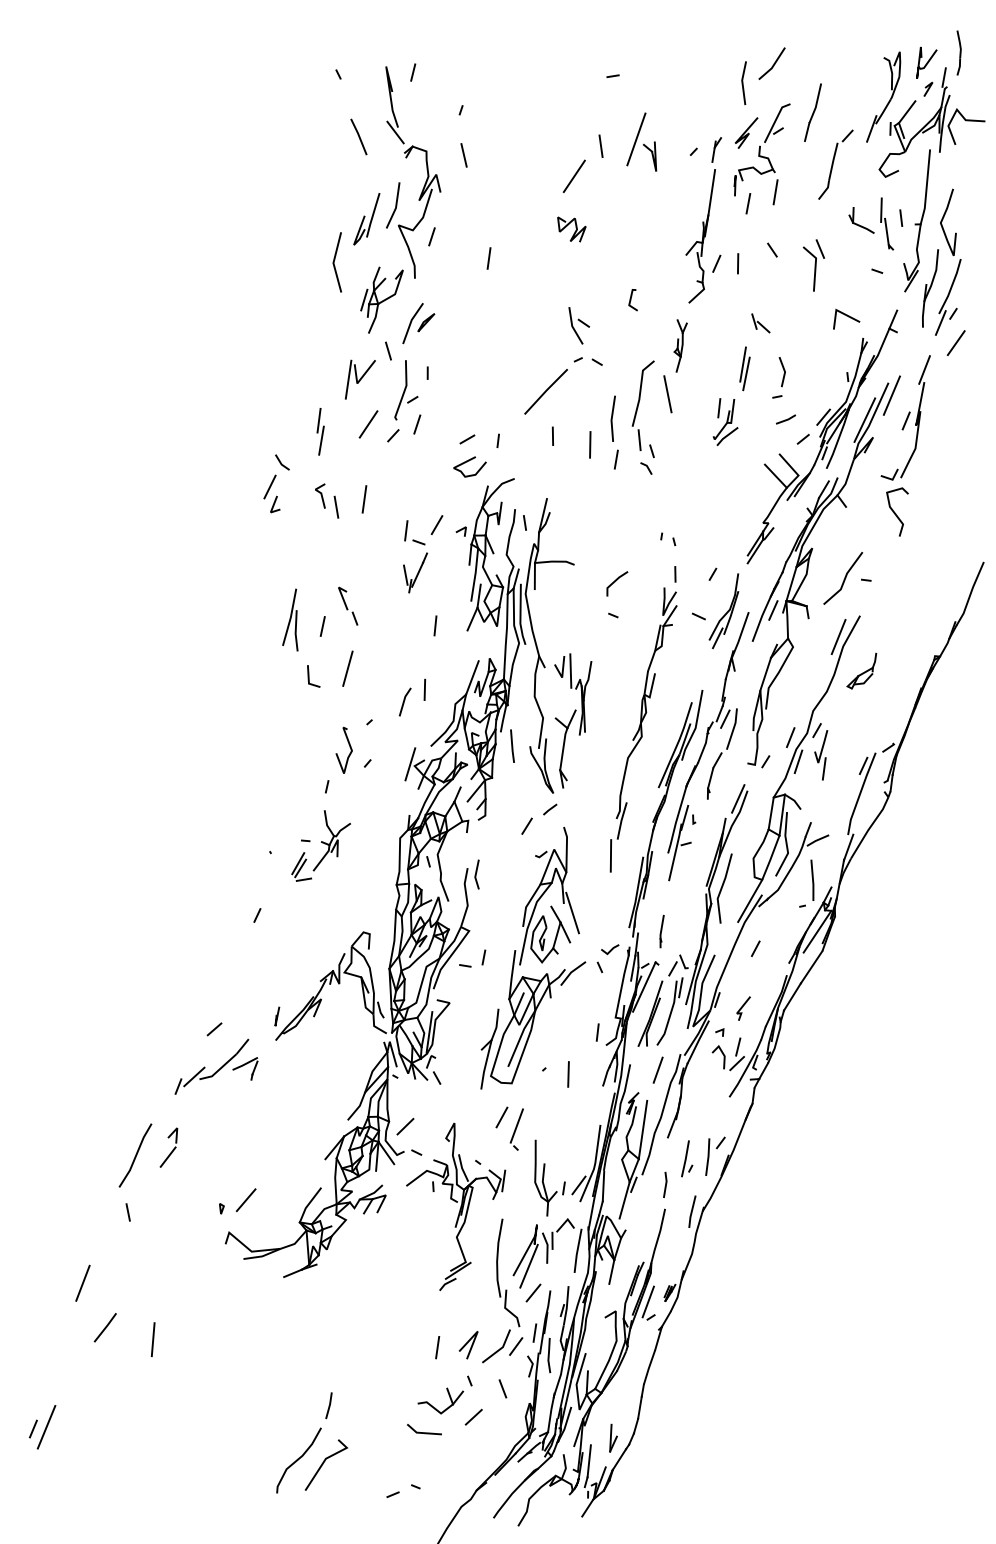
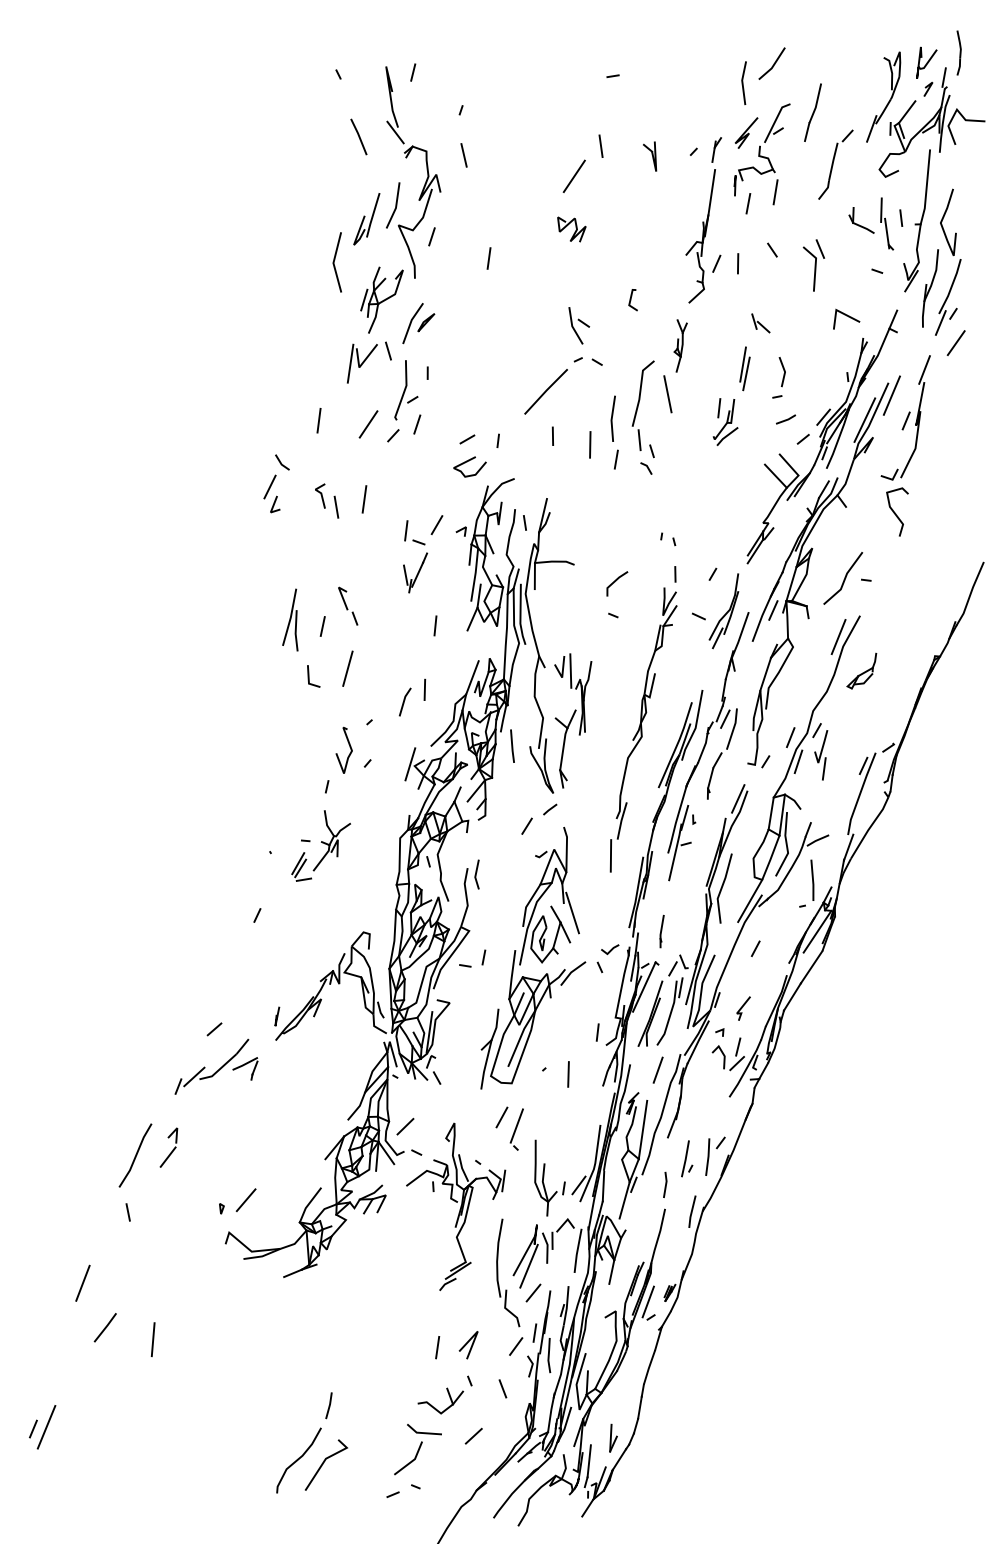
line: present -> none (636, 139)
part position: (360, 379) -> (362, 363) (362, 363)
line: present -> none (321, 440)
line position: (499, 1348) -> (411, 1460) (411, 1460)
line position: (473, 1416) -> (473, 1435) (473, 1435)
